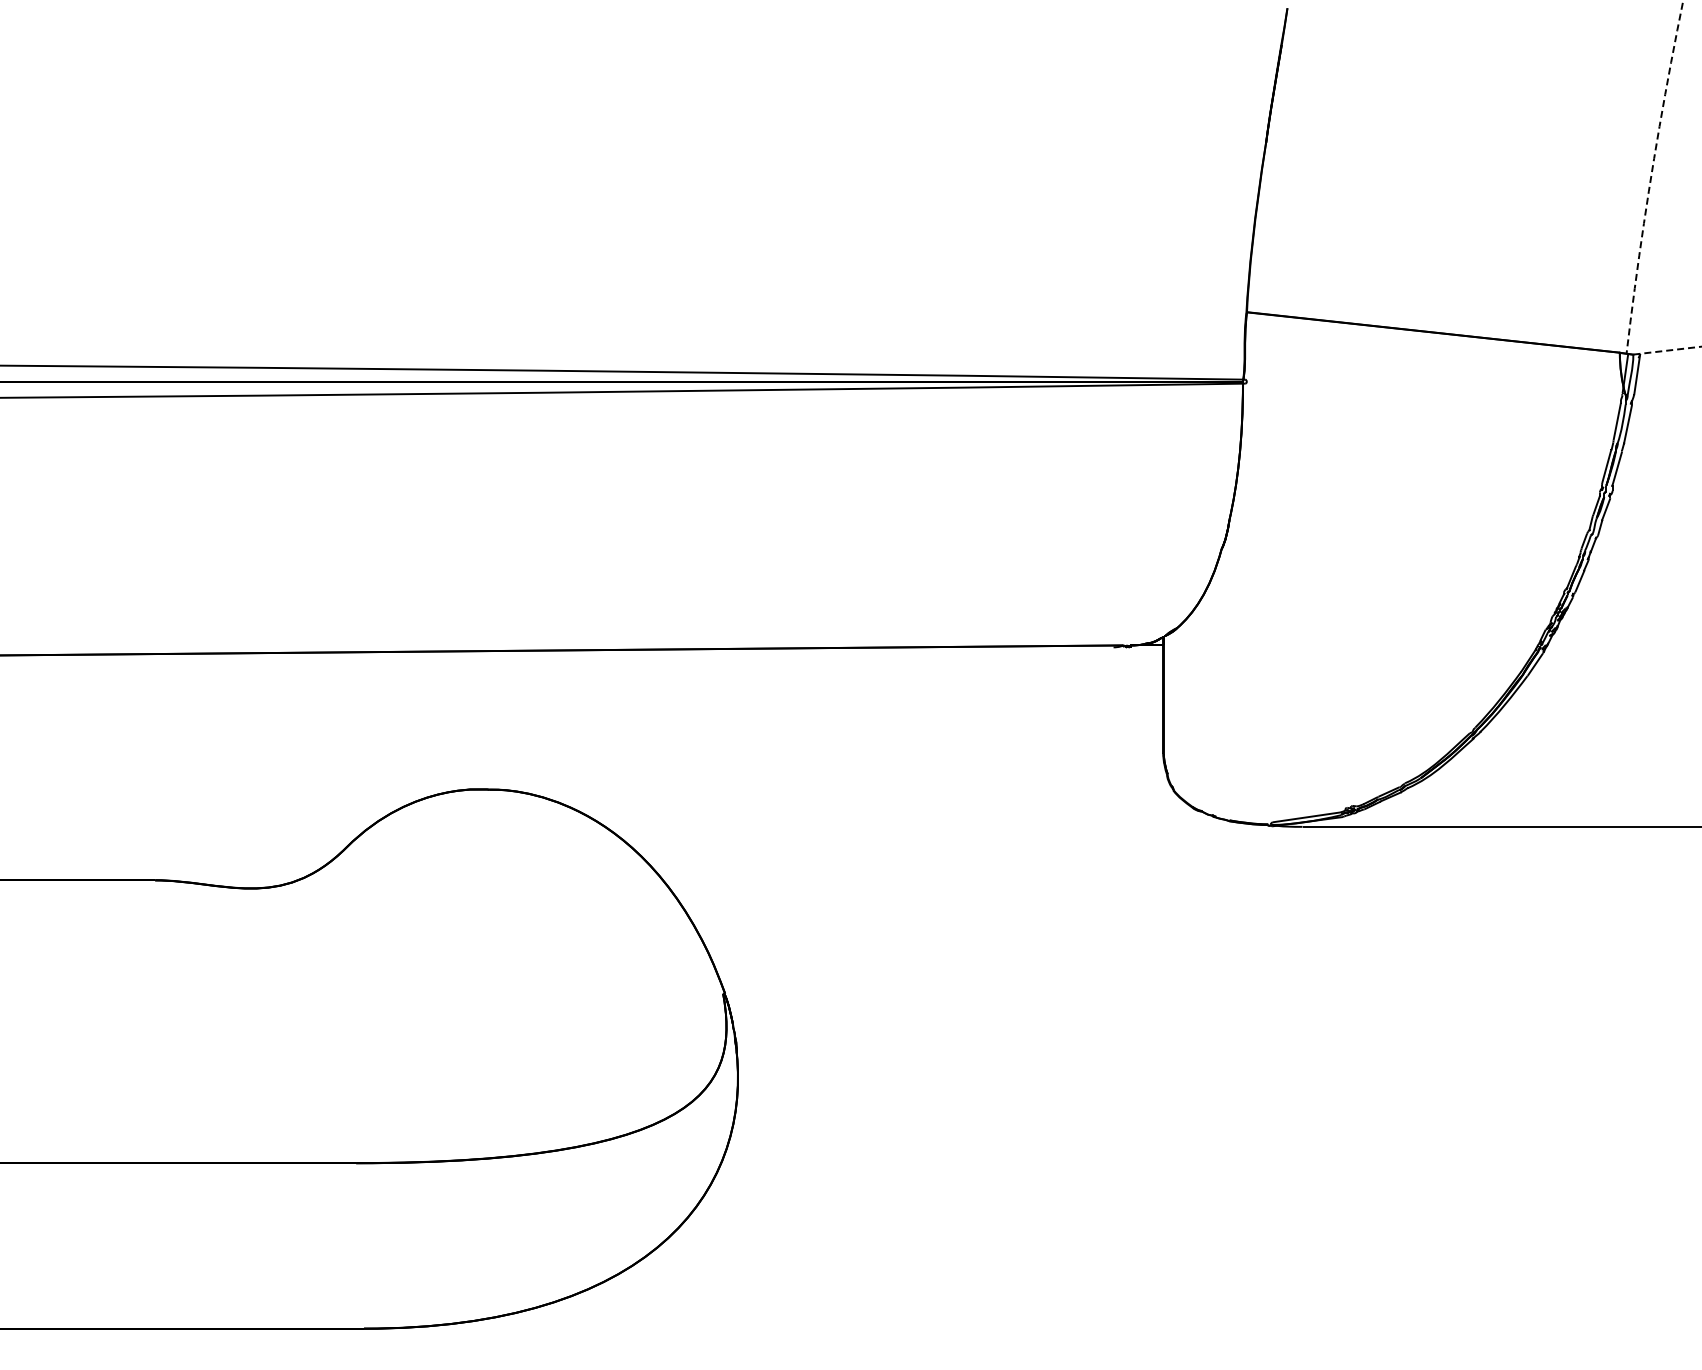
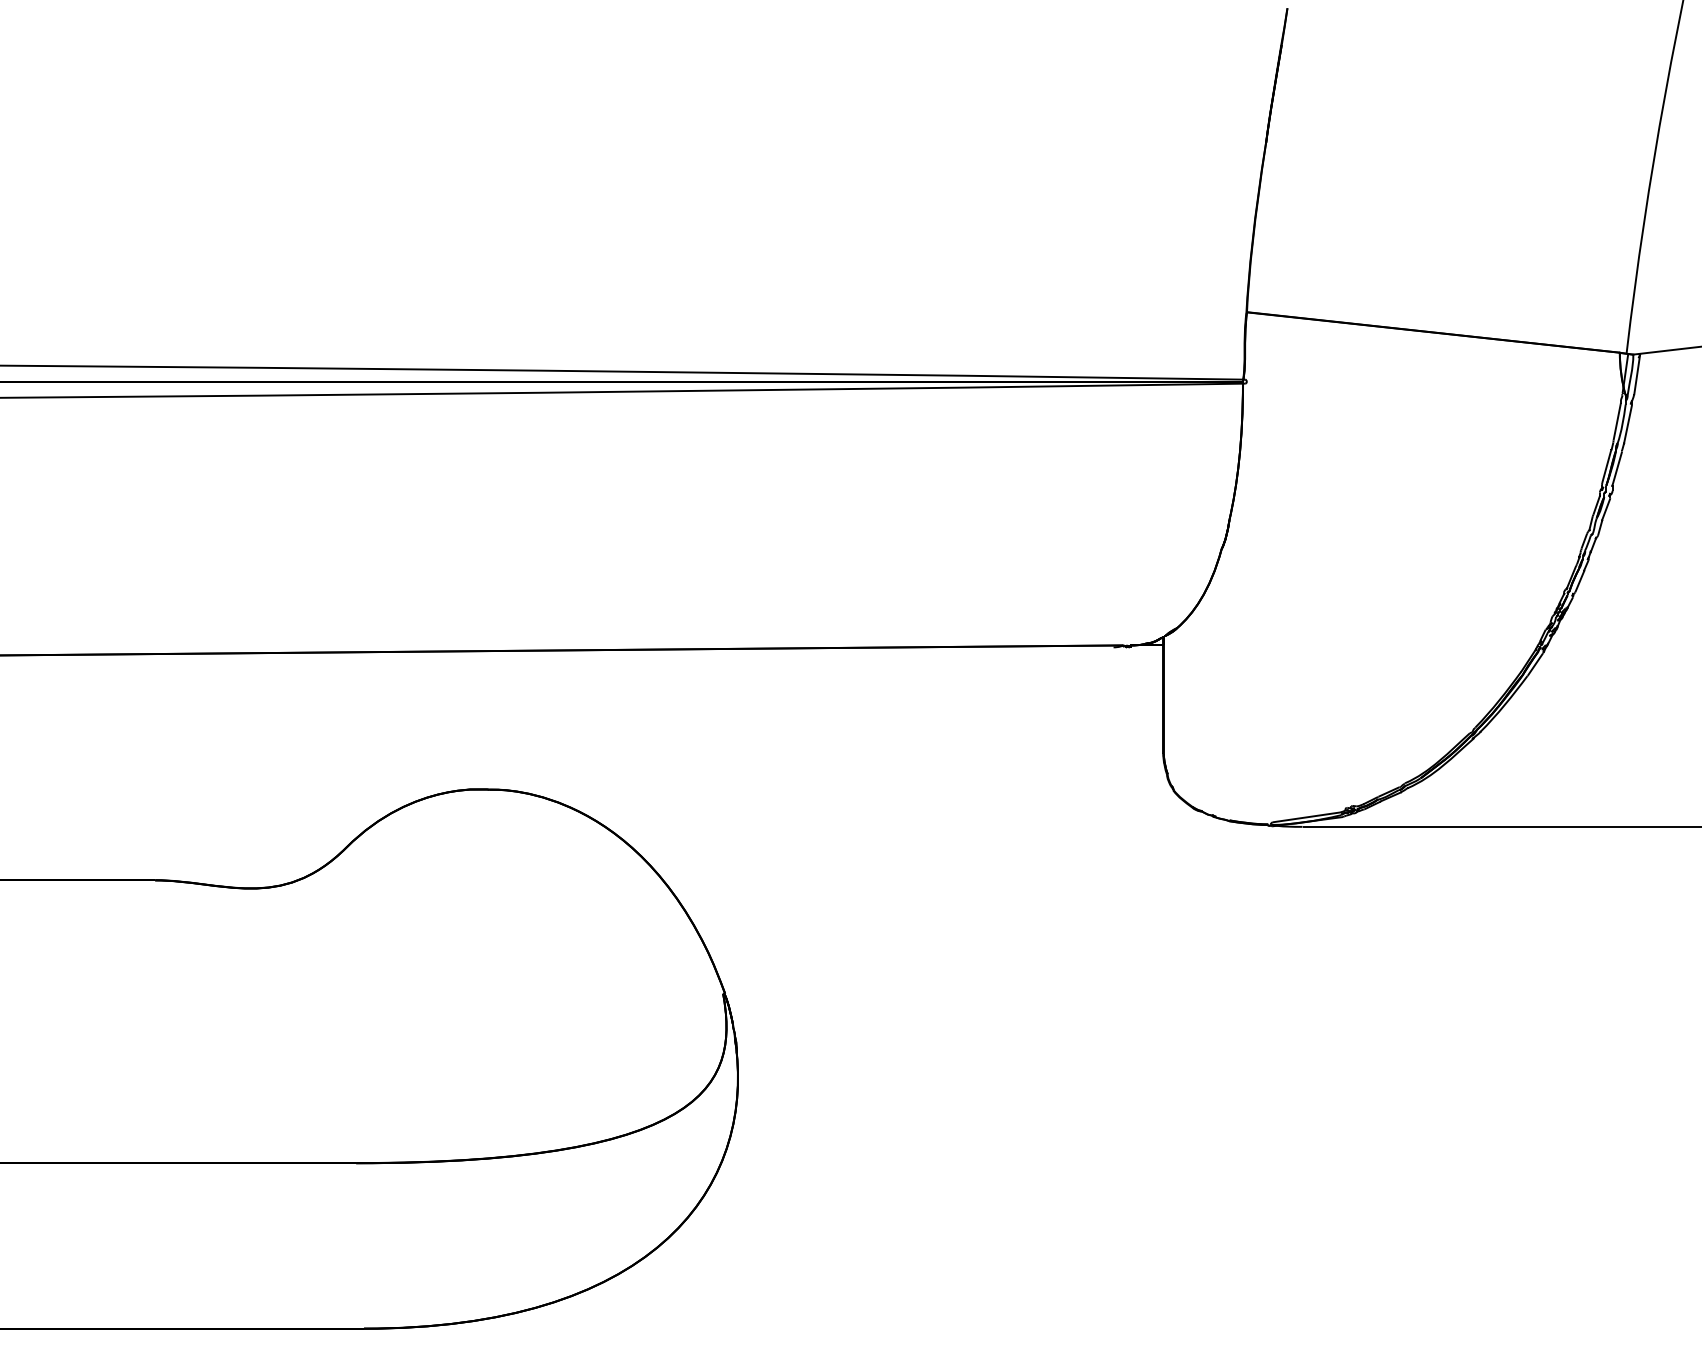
arc: dashed -> solid (1651, 175)
line: dashed -> solid (1668, 350)
